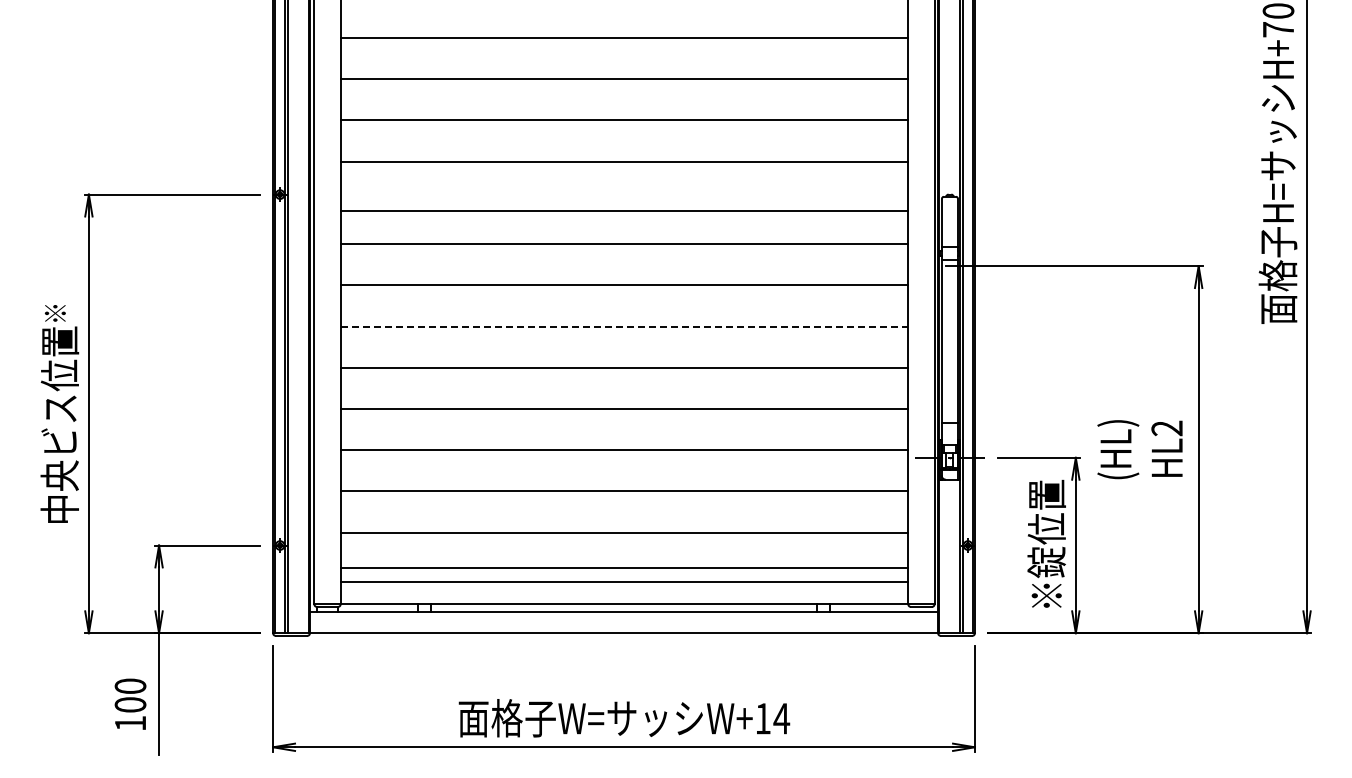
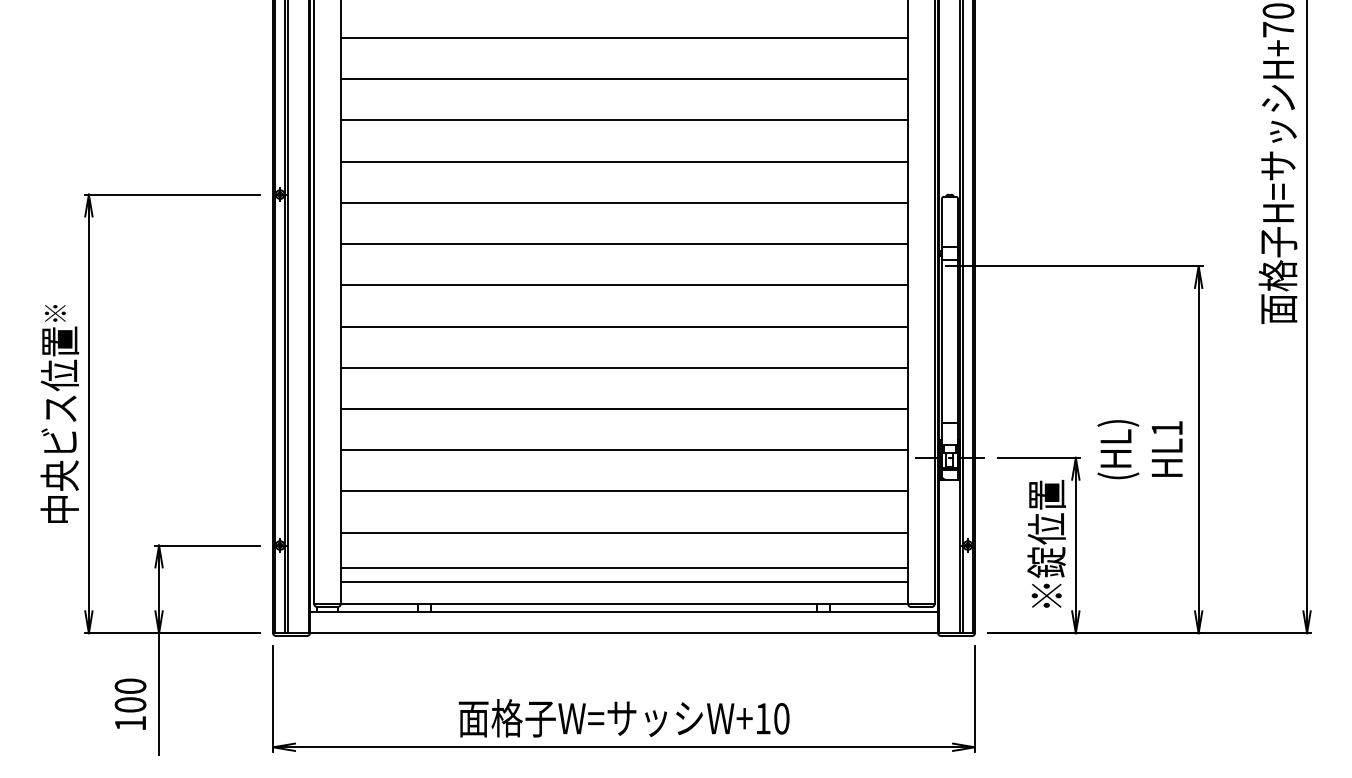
line position: (624, 210) -> (624, 202) (624, 202)
line: dashed -> solid (624, 326)
text: HL2 -> HL1 (1166, 428)
text: W+14 -> W+10 (781, 718)
